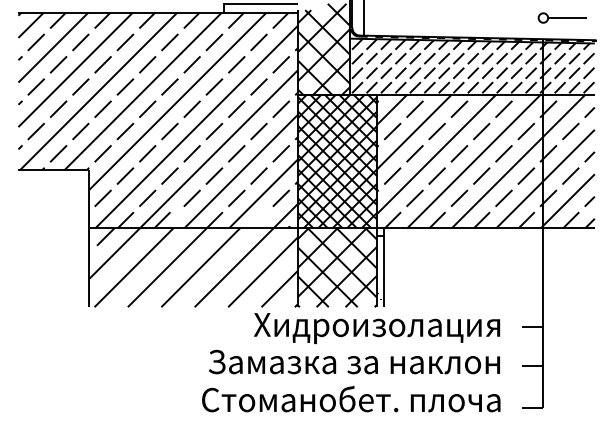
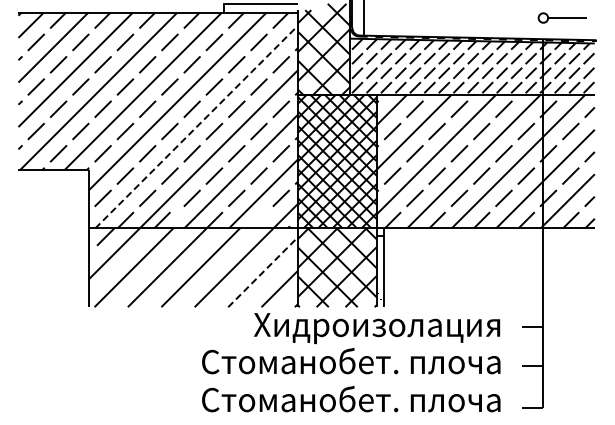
line: solid -> dashed (196, 126)
line: solid -> dashed (263, 271)
text: Замазка за наклон -> Стоманобет. плоча (351, 360)
